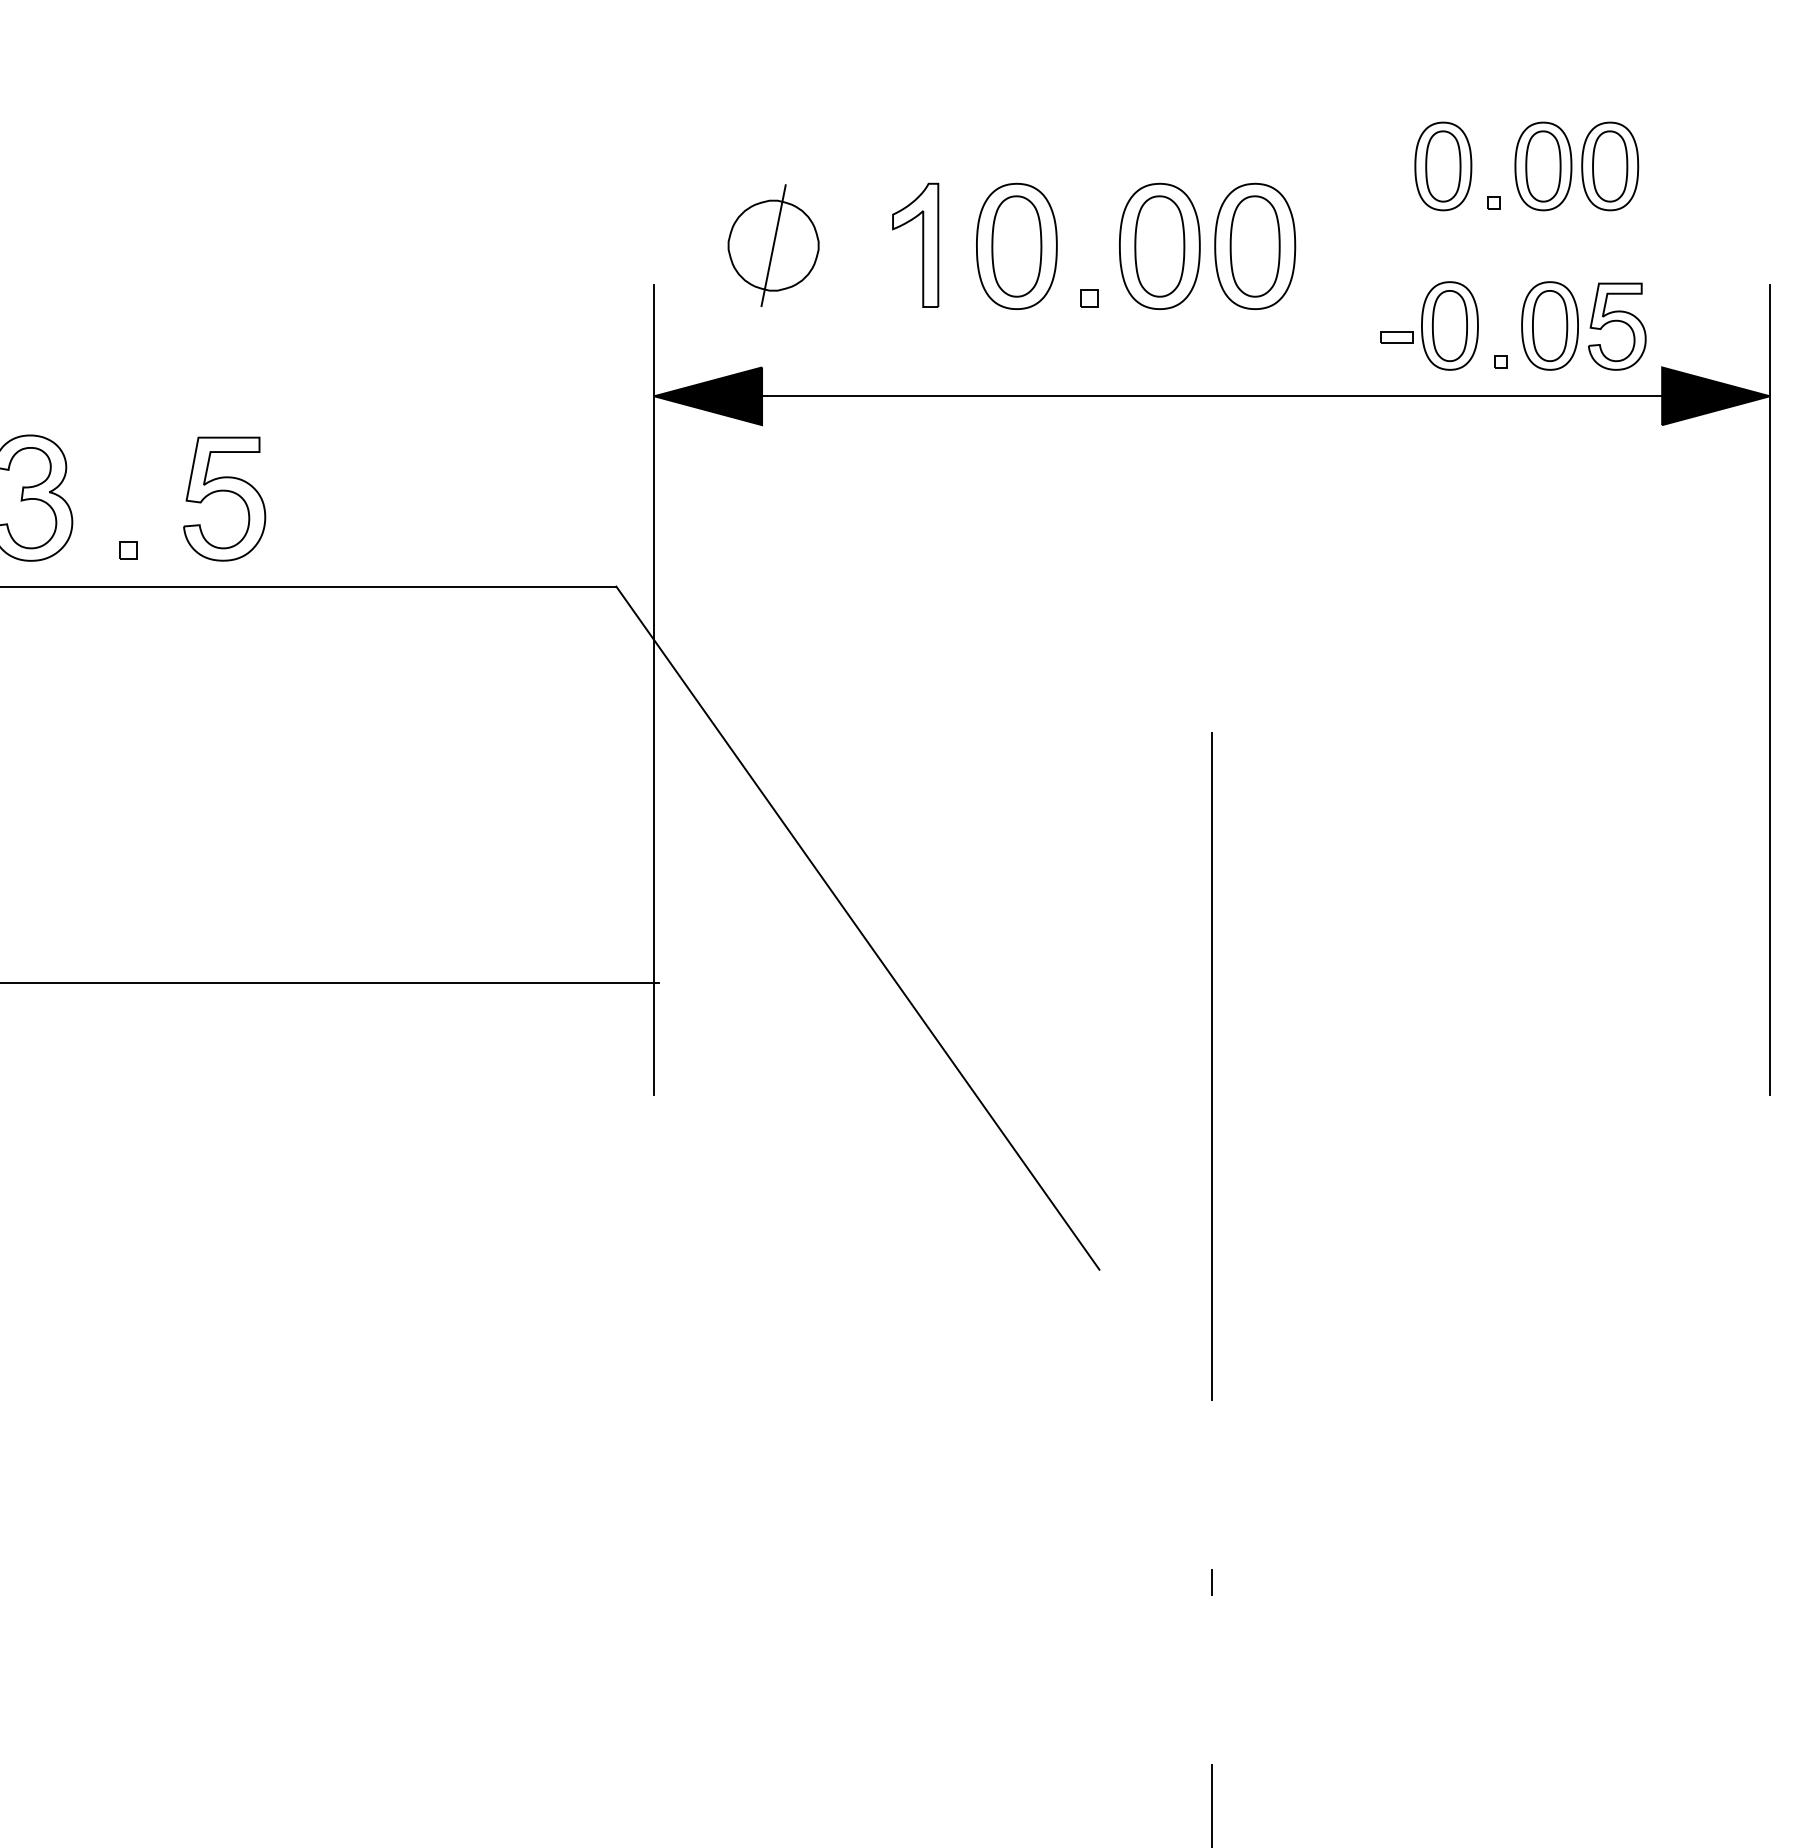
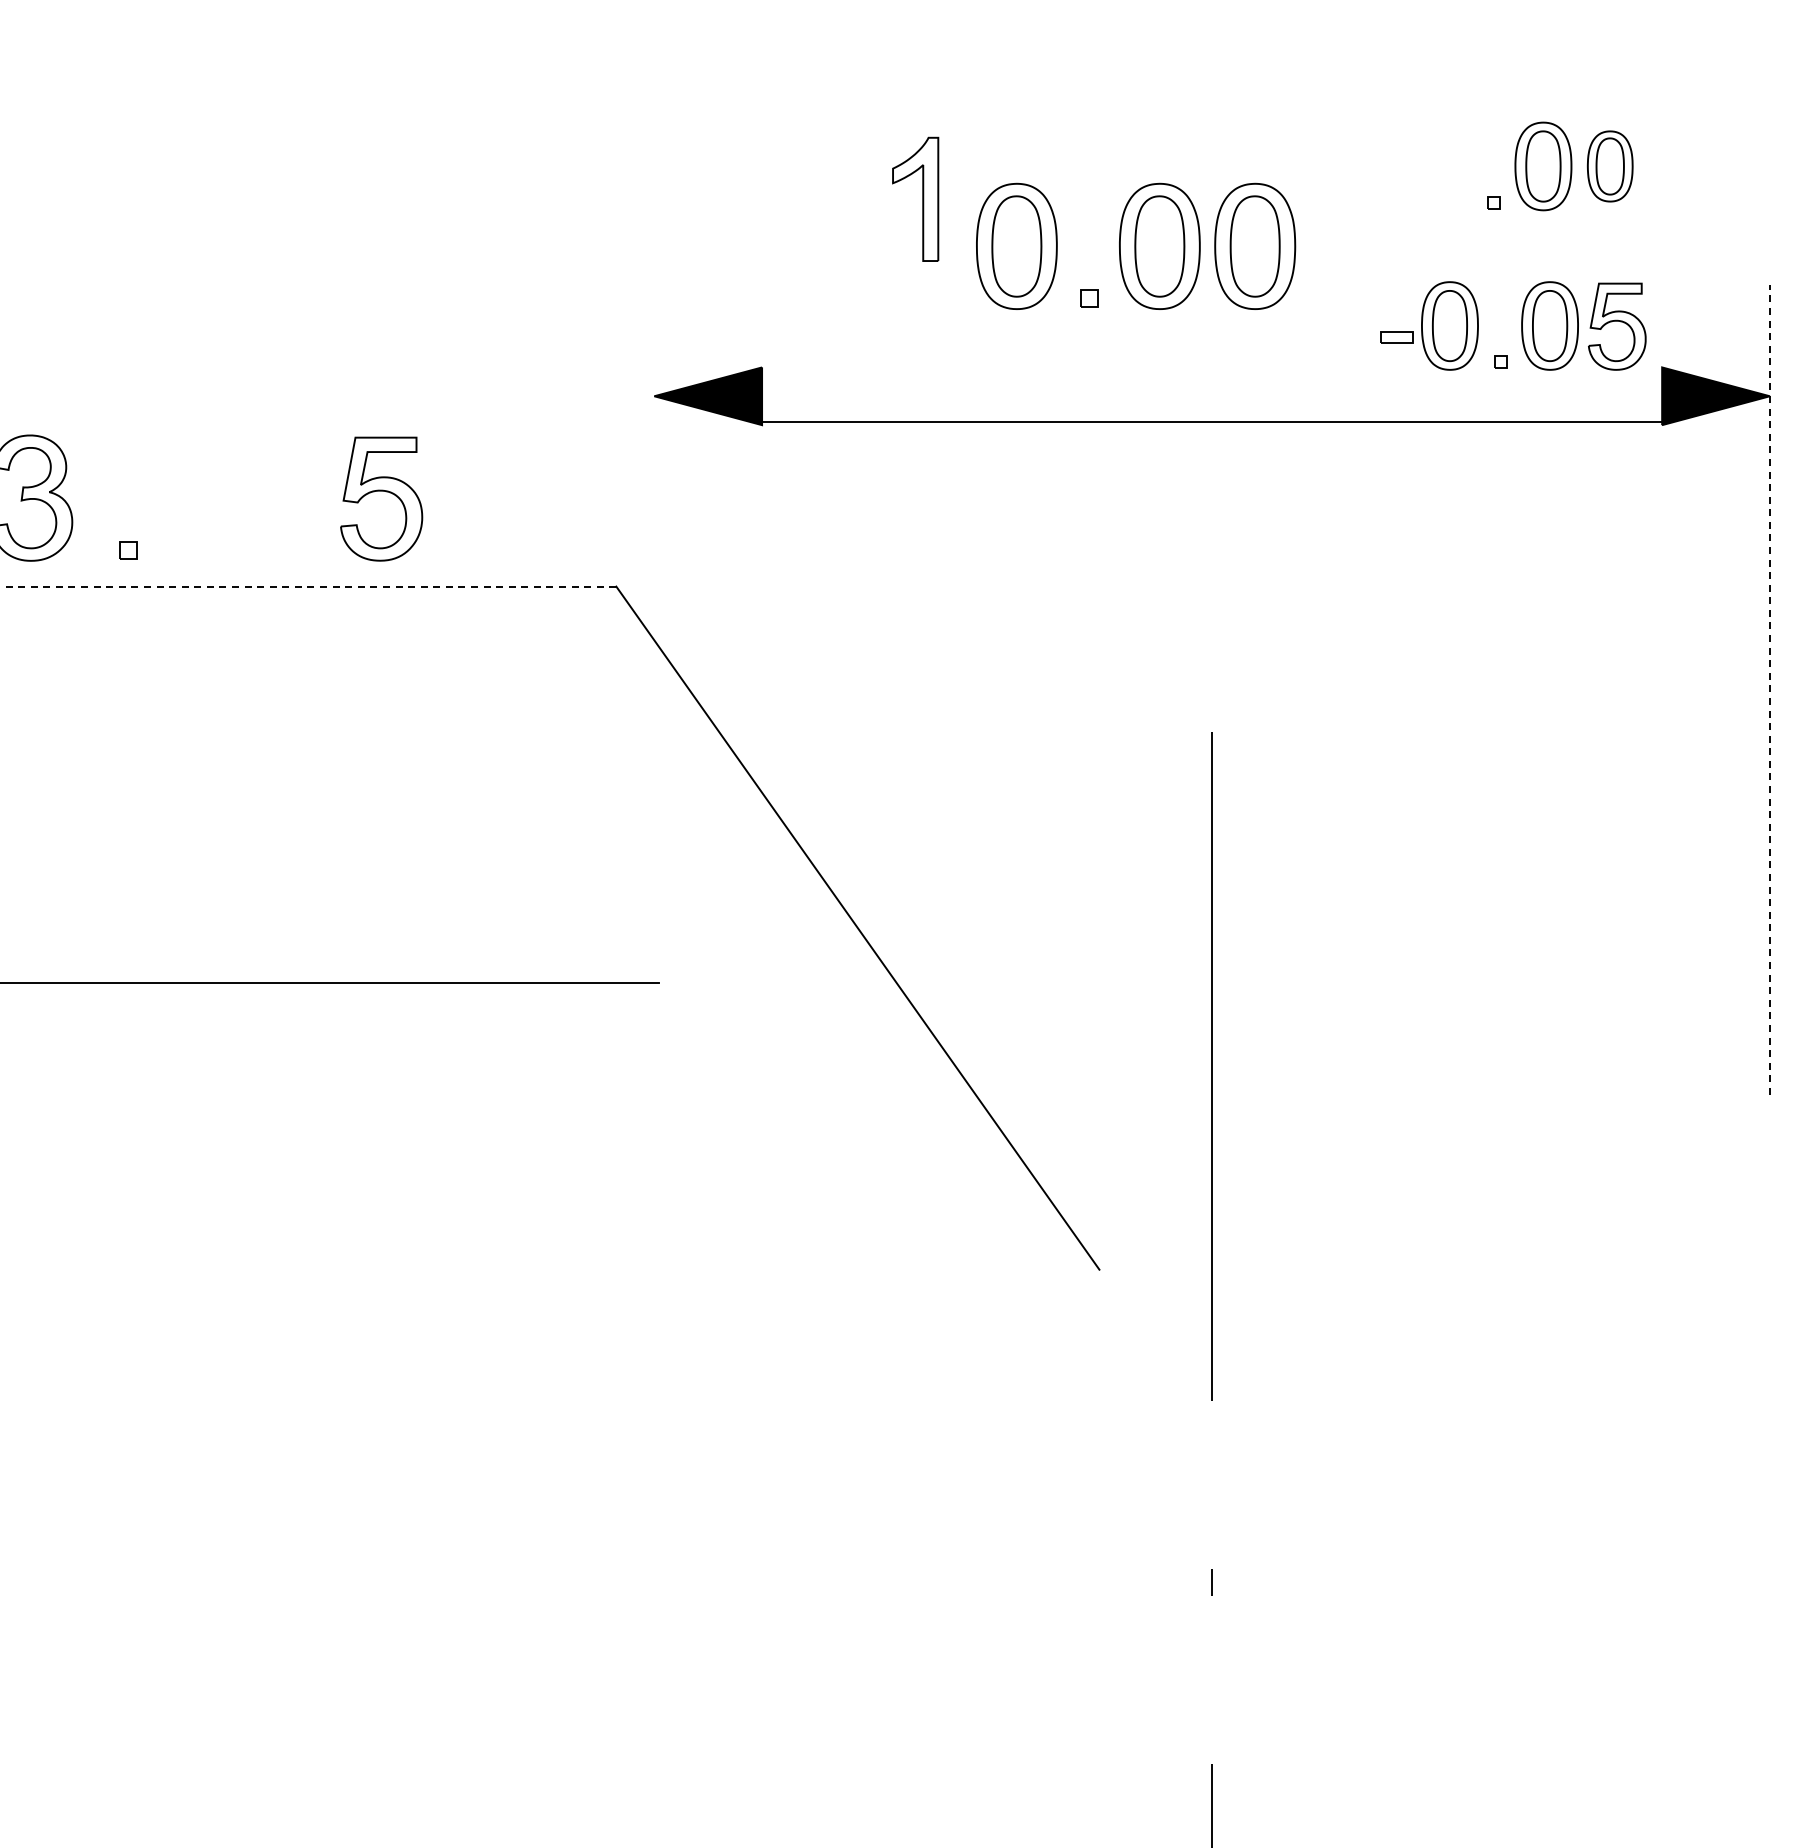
part: present -> none (1443, 166)
part size: 59x91 px -> 47x73 px (1610, 166)
part position: (922, 244) -> (922, 198) (922, 198)
part: present -> none (773, 245)
line position: (1212, 396) -> (1212, 422) (1212, 422)
part position: (224, 491) -> (381, 491) (381, 491)
line: solid -> dashed (308, 586)
line: present -> none (654, 689)
line: solid -> dashed (1769, 689)
